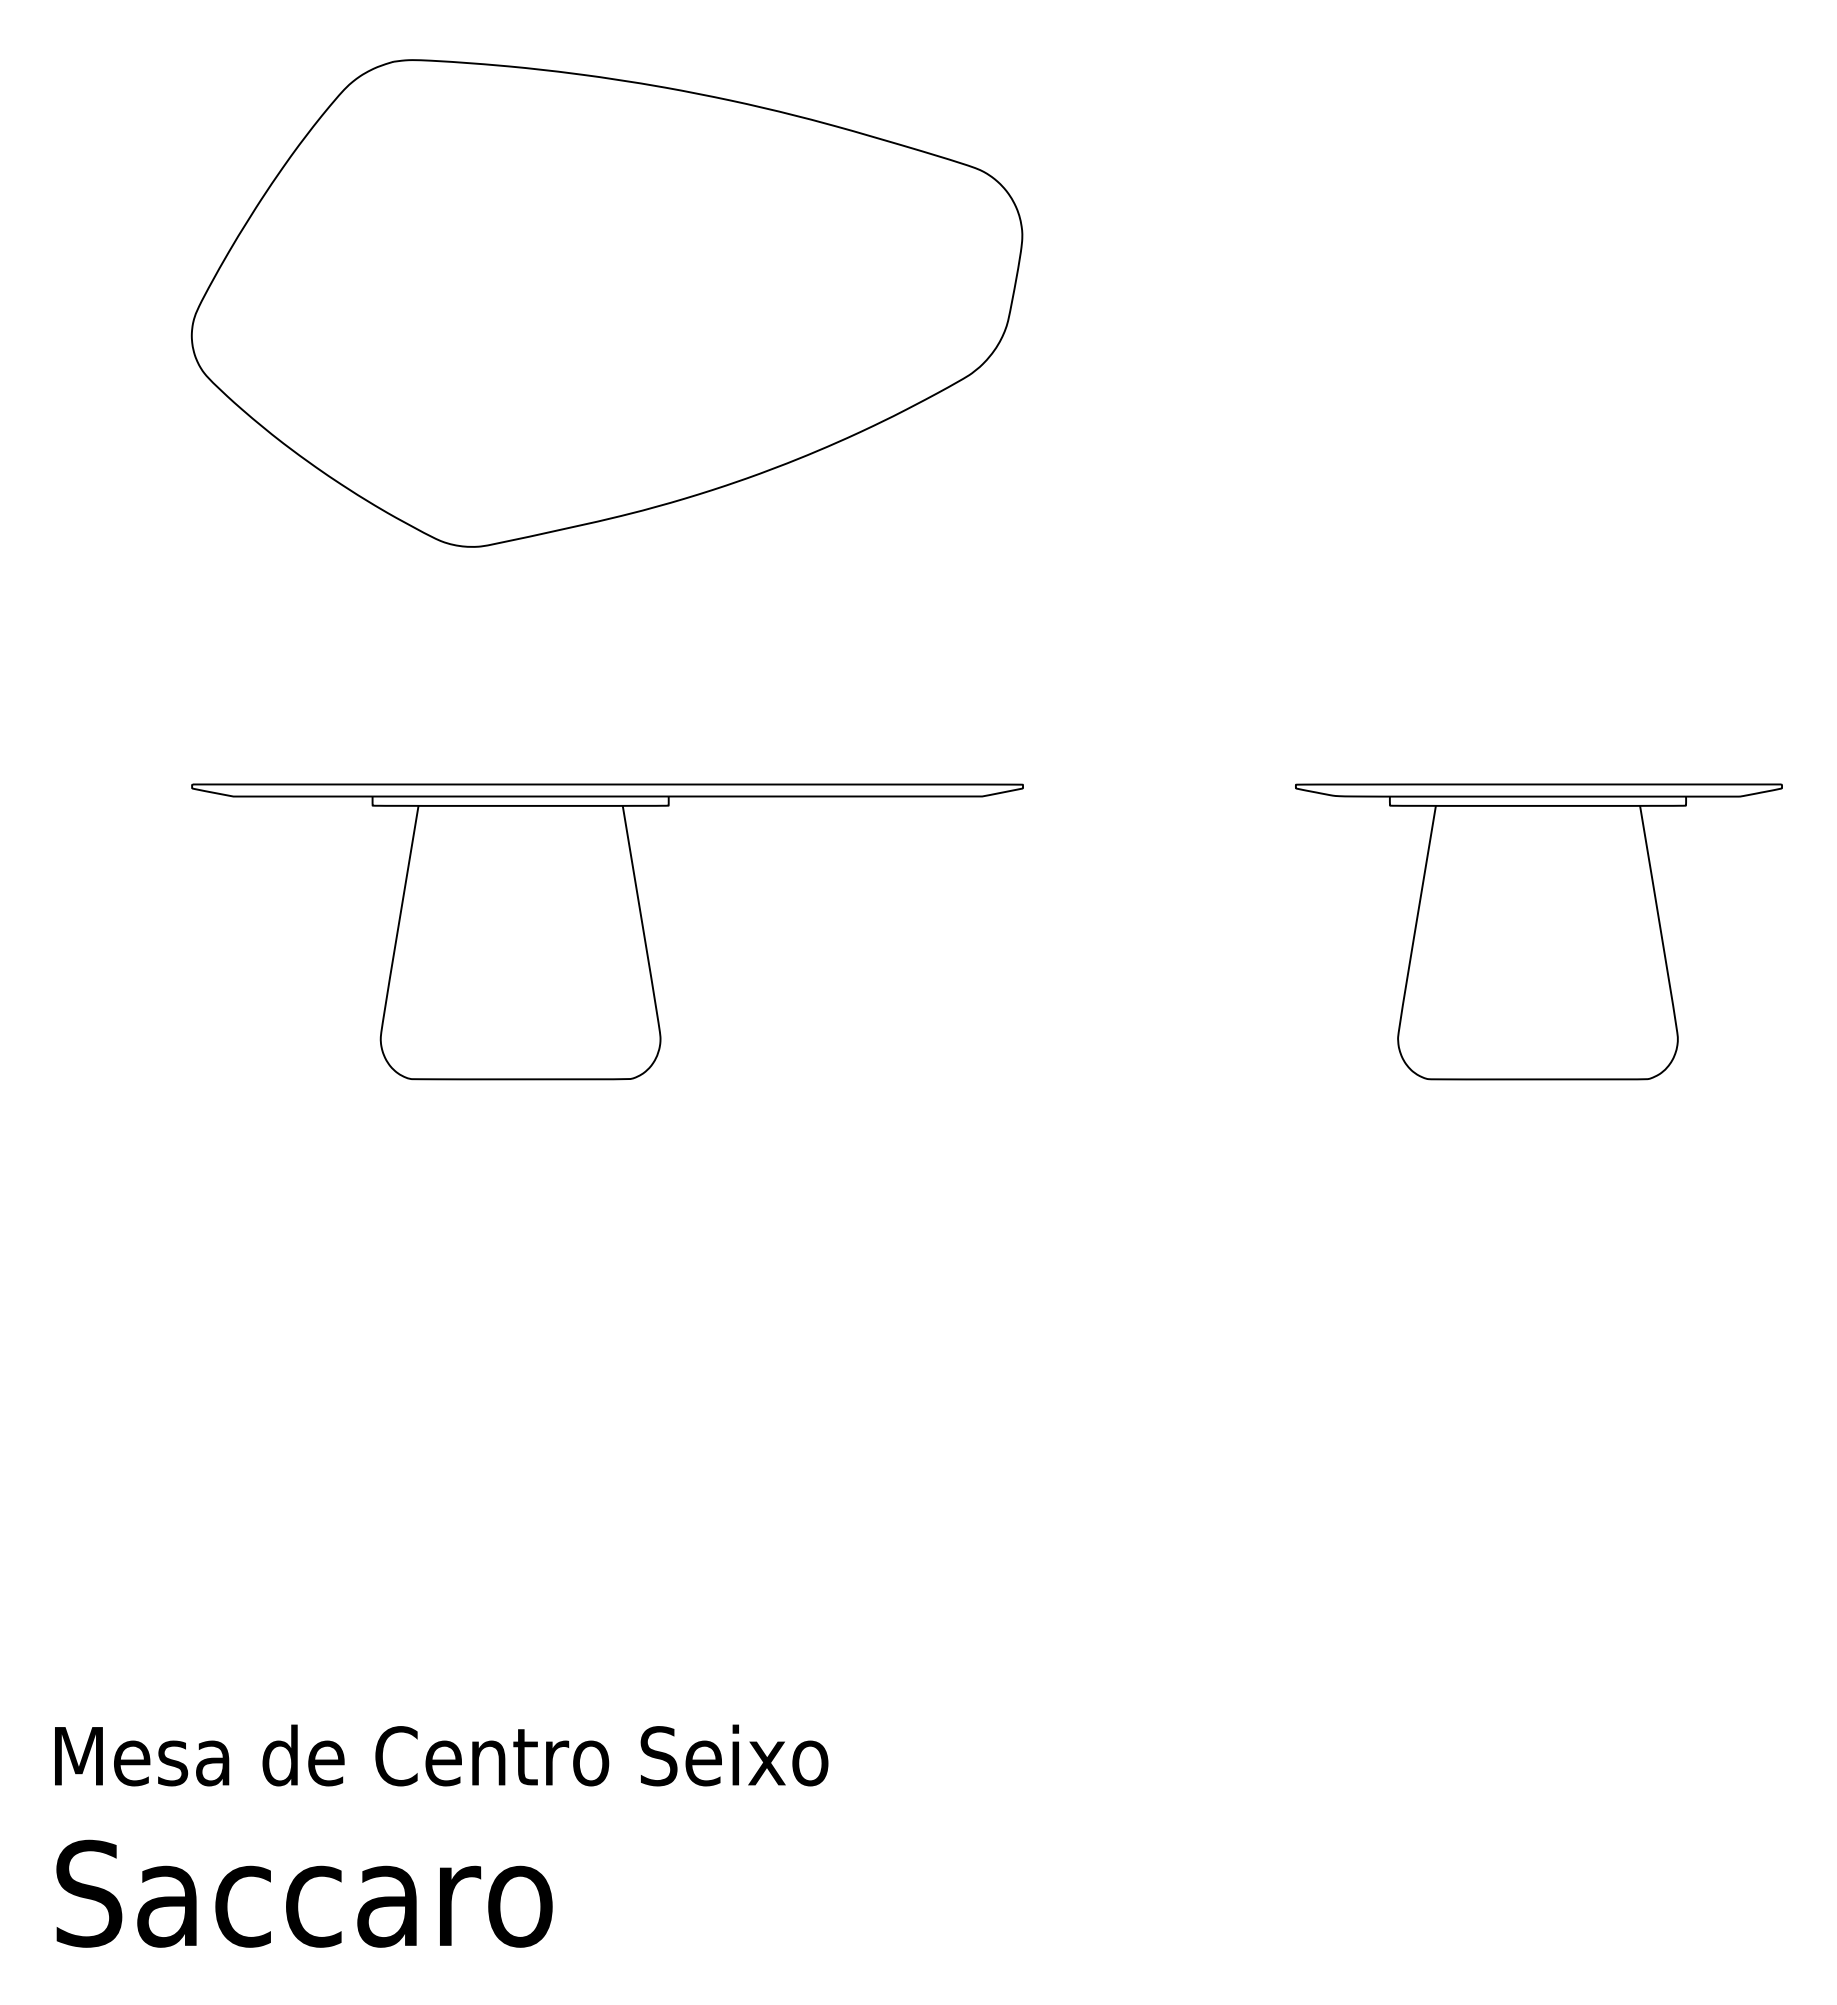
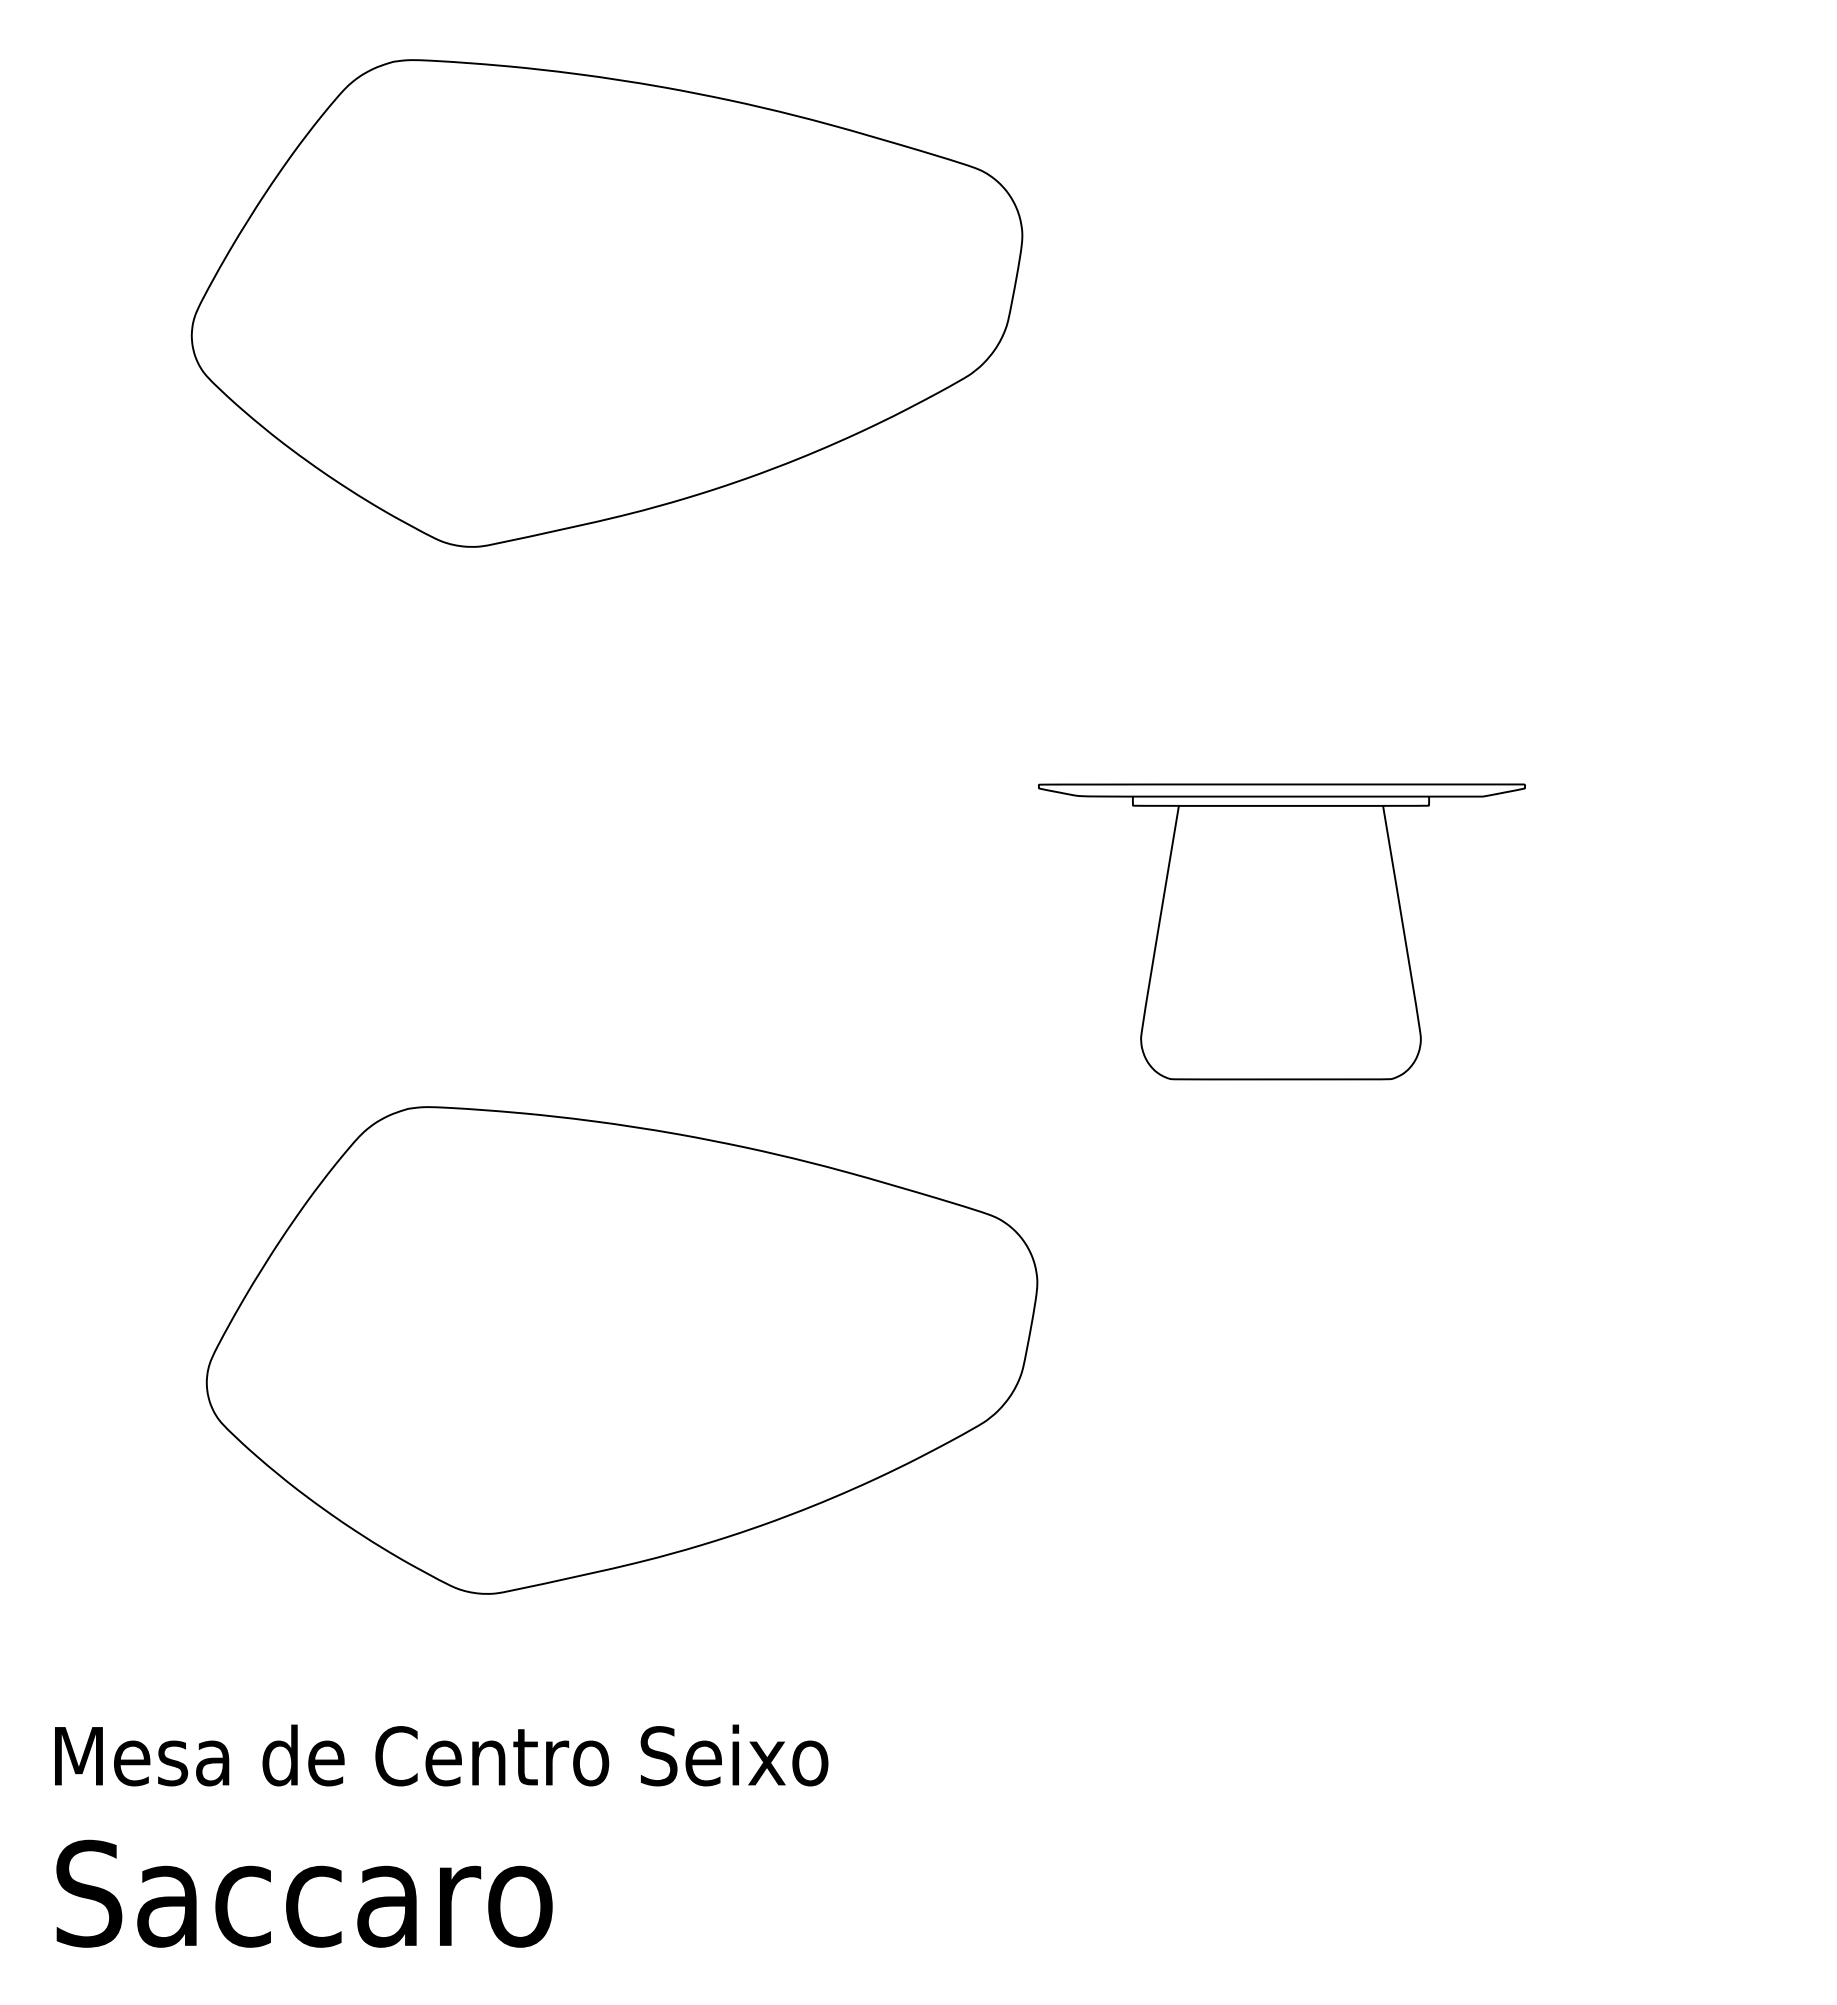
part: present -> none (607, 931)
part position: (1538, 931) -> (1281, 931) (1281, 931)
part: none -> present (621, 1350)
